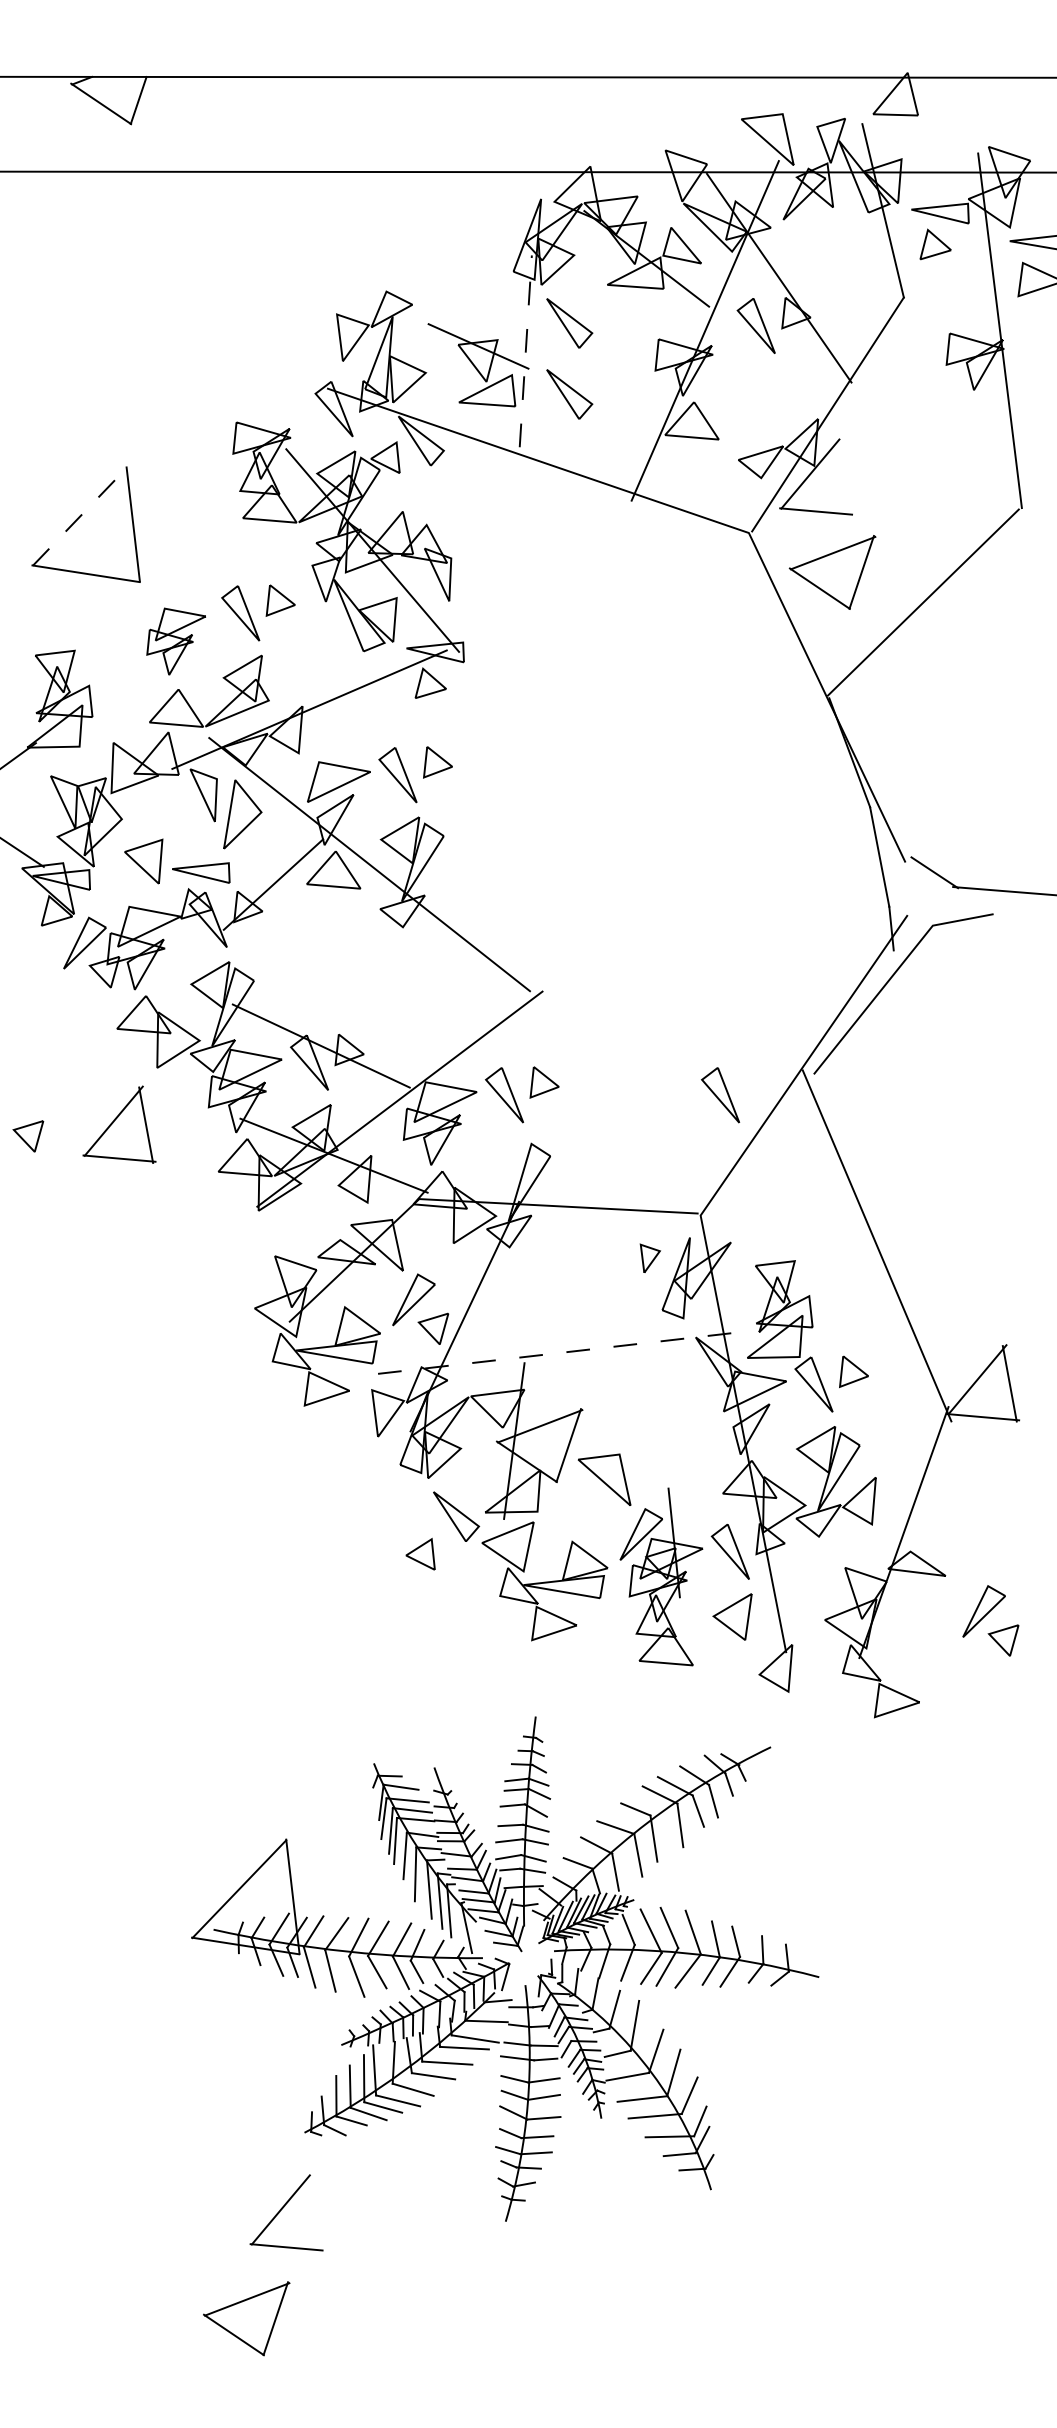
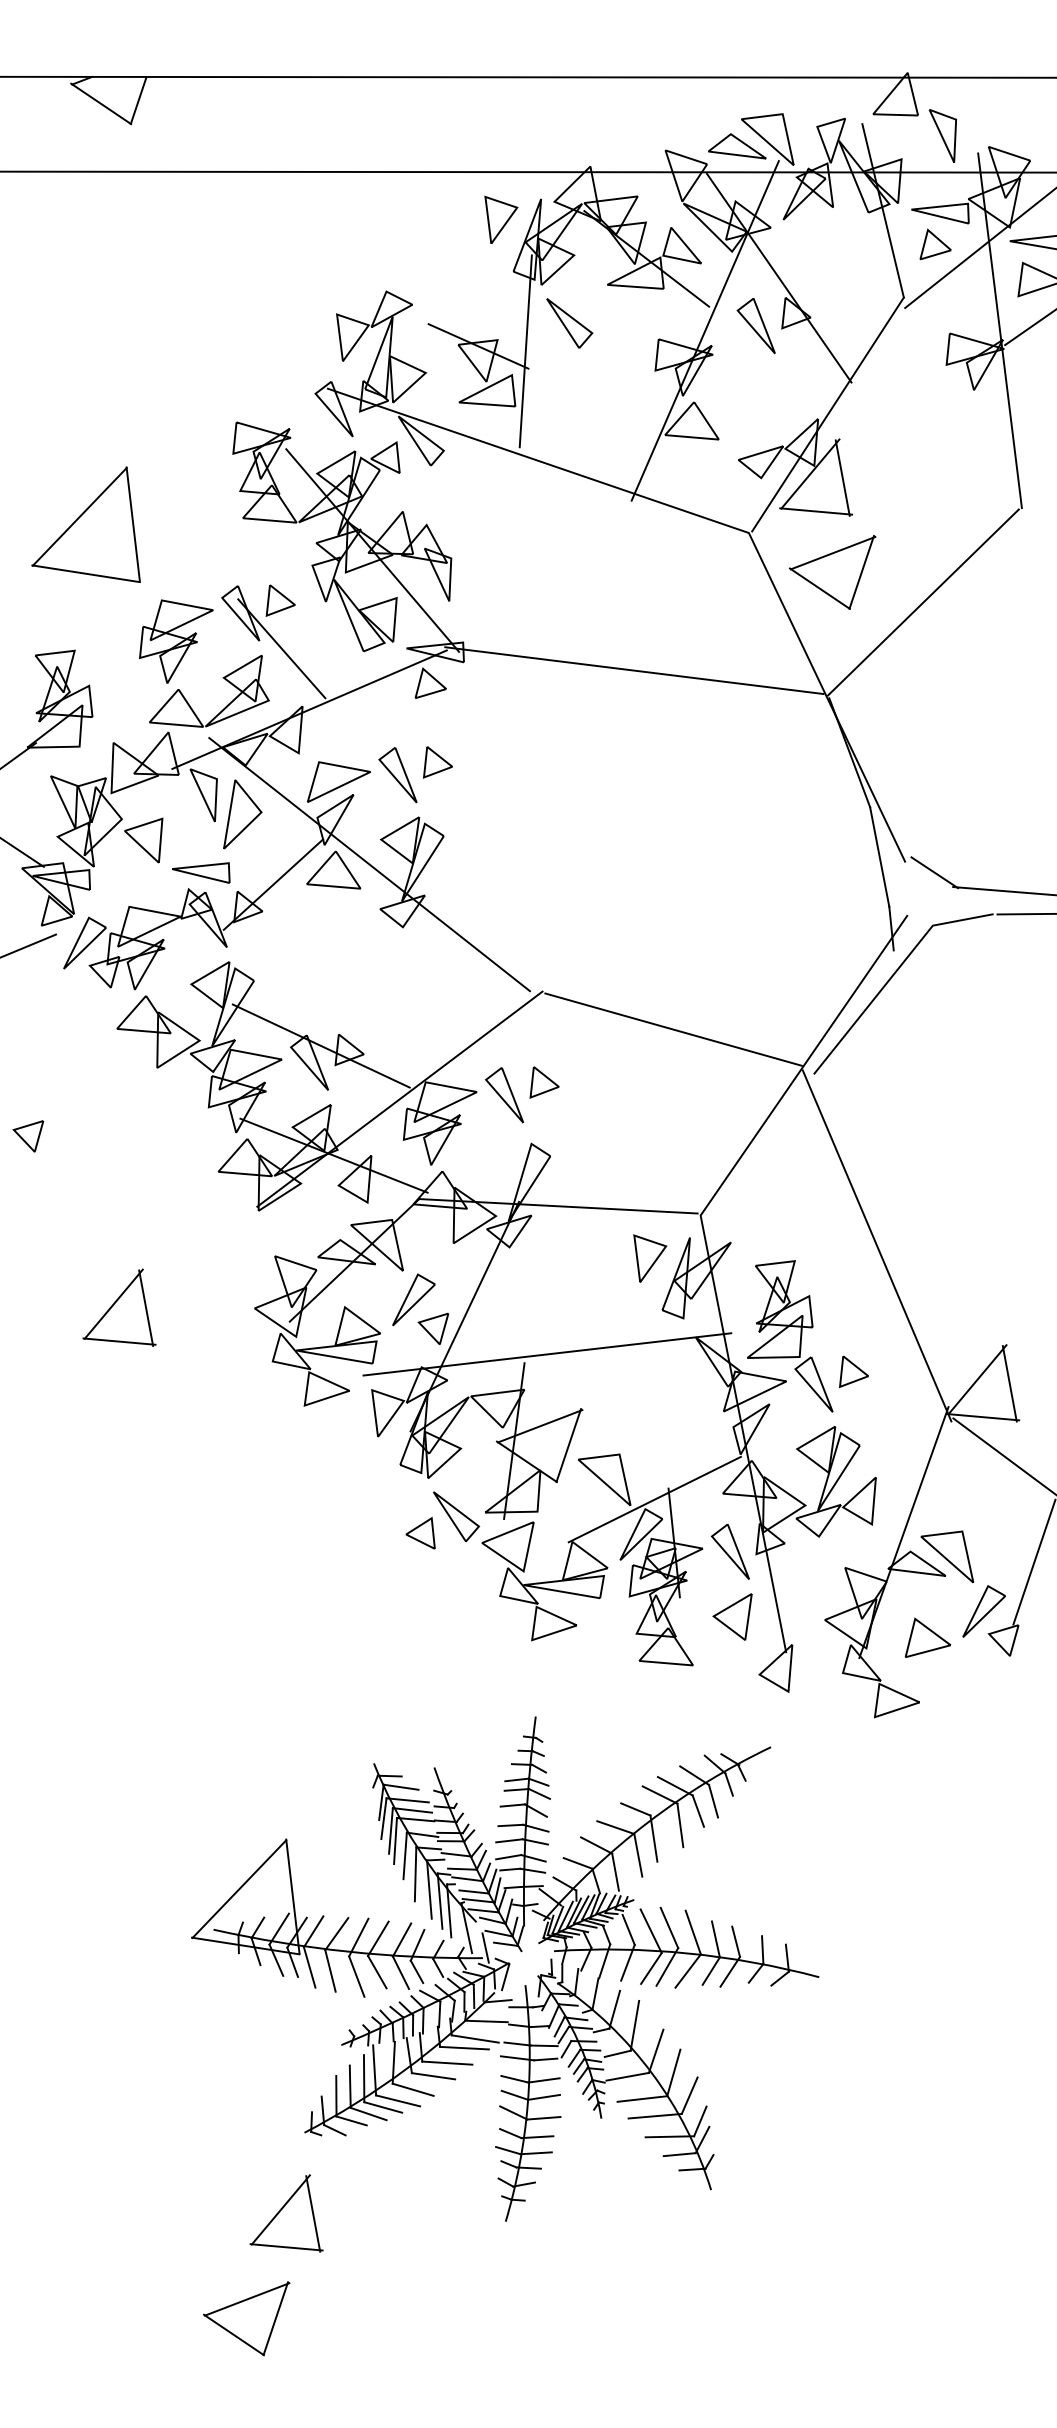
part: none -> present (942, 135)
part: none -> present (737, 146)
part: none -> present (501, 219)
line: none -> present (979, 249)
line: none -> present (1029, 328)
line: dashed -> solid (525, 350)
part: present -> none (569, 394)
line: none -> present (842, 477)
line: dashed -> solid (79, 516)
part size: 60x69 px -> 75x85 px (176, 641)
line: none -> present (281, 648)
line: none -> present (634, 670)
part position: (143, 861) -> (143, 840) (143, 840)
line: none -> present (1025, 913)
line: none -> present (29, 945)
line: none -> present (673, 1029)
part: present -> none (720, 1095)
part position: (119, 1124) -> (119, 1307) (119, 1307)
part size: 23x30 px -> 35x49 px (650, 1258)
line: dashed -> solid (546, 1354)
line: none -> present (1003, 1455)
line: none -> present (654, 1499)
part position: (420, 1553) -> (420, 1532) (420, 1532)
part: none -> present (947, 1556)
line: none -> present (1033, 1564)
part: none -> present (927, 1637)
line: none -> present (485, 1947)
line: none -> present (313, 2213)
